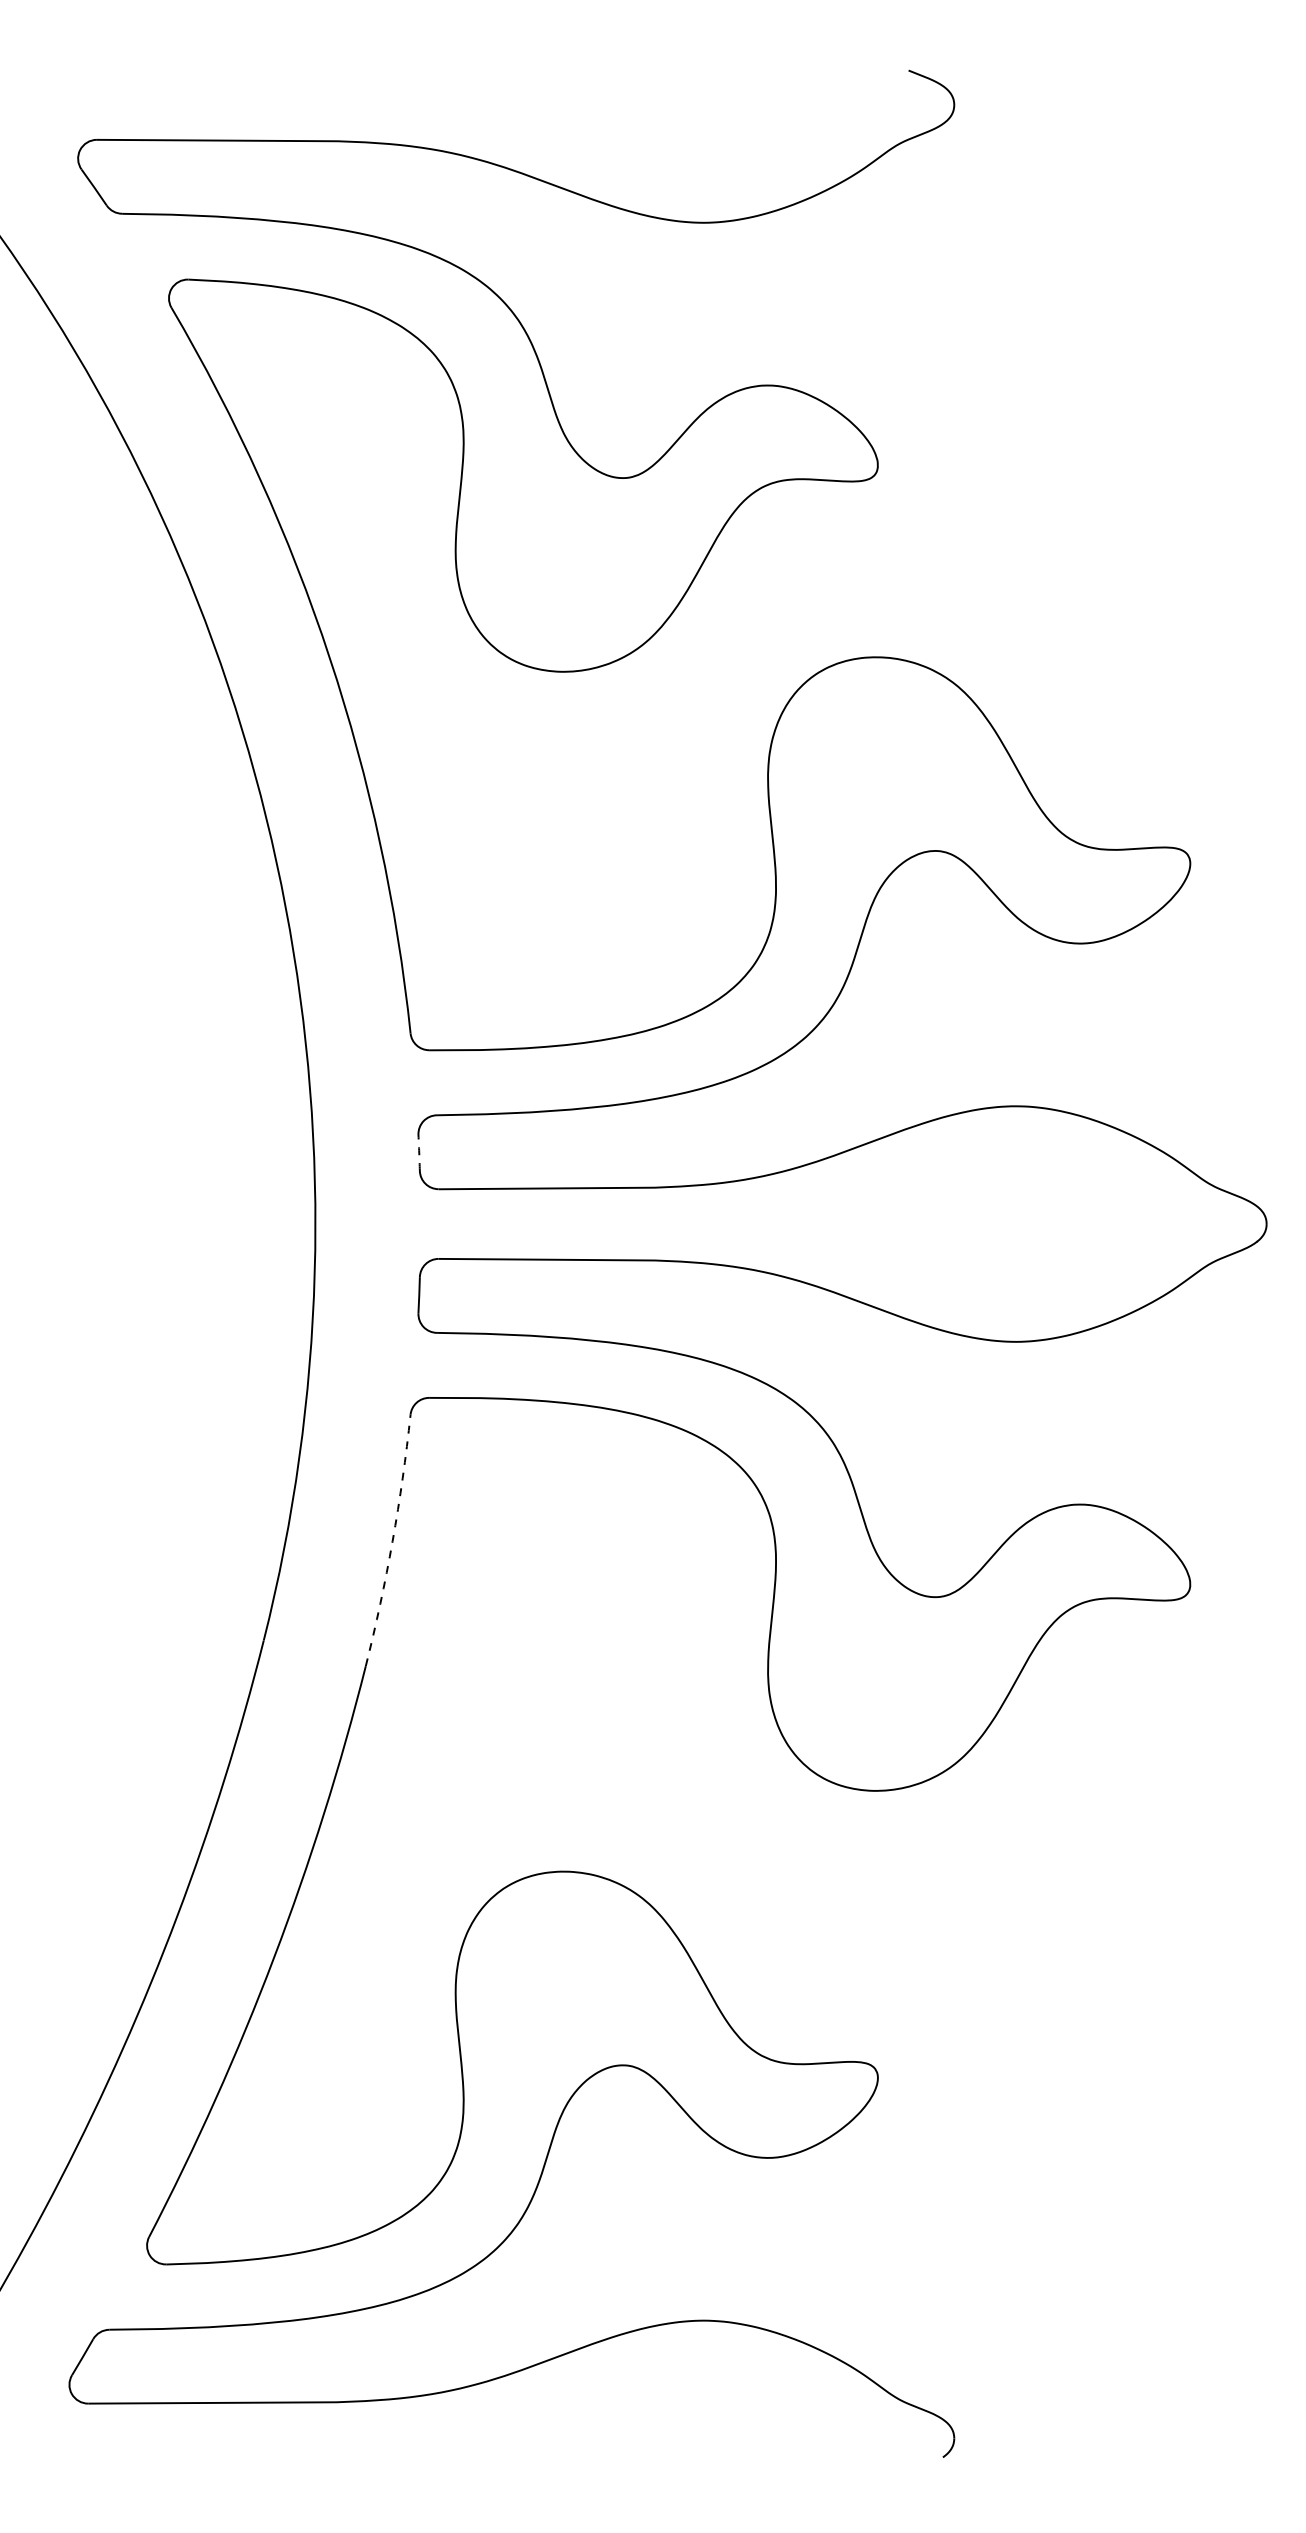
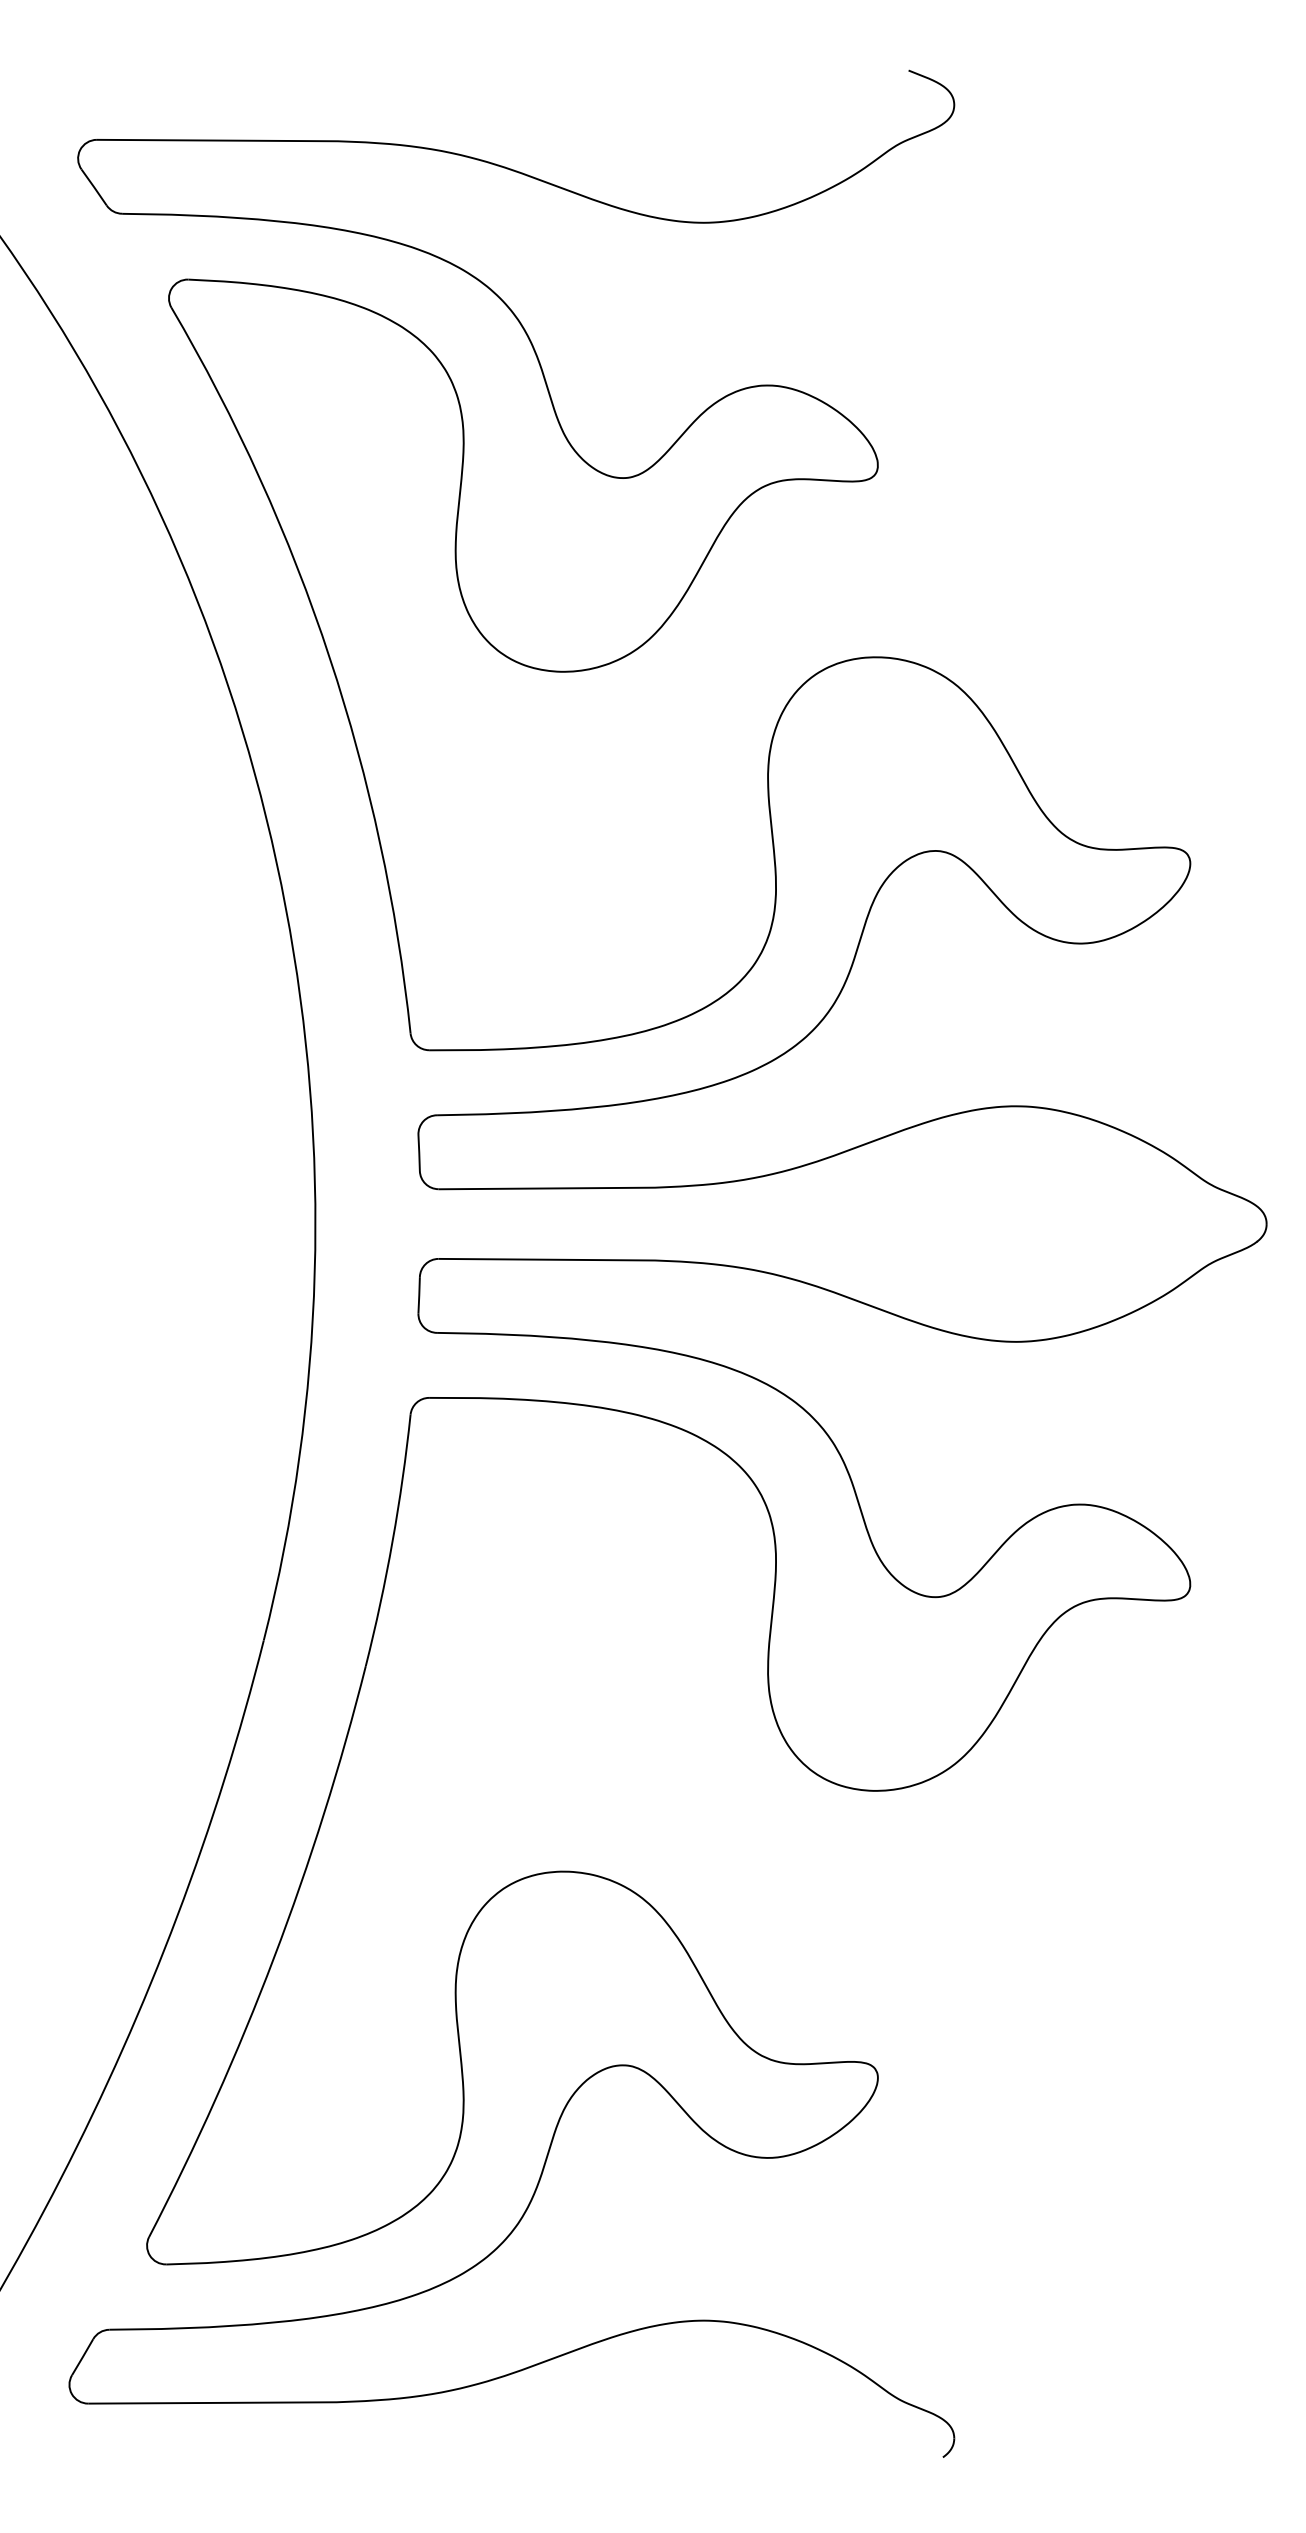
arc: dashed -> solid (419, 1152)
arc: dashed -> solid (392, 1541)
